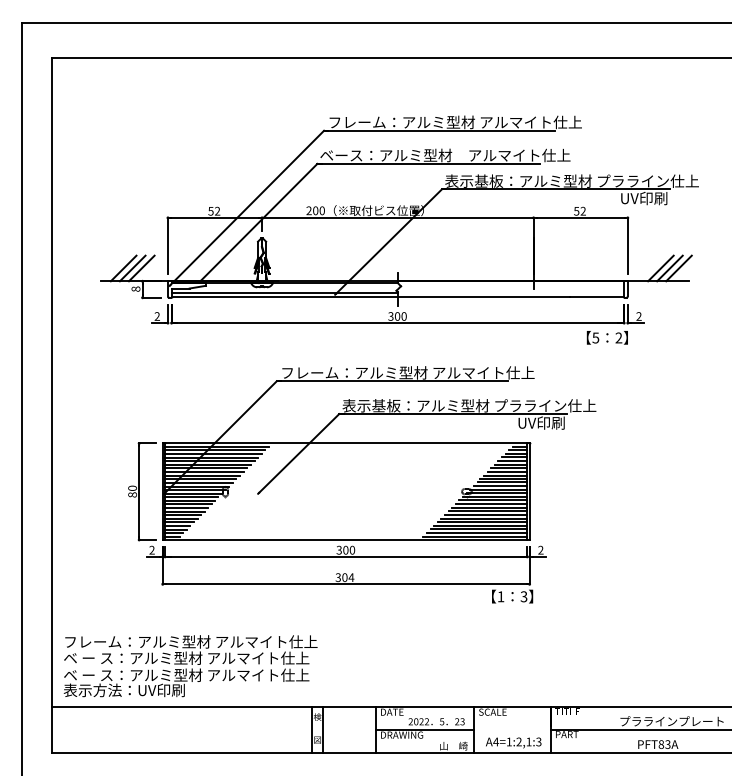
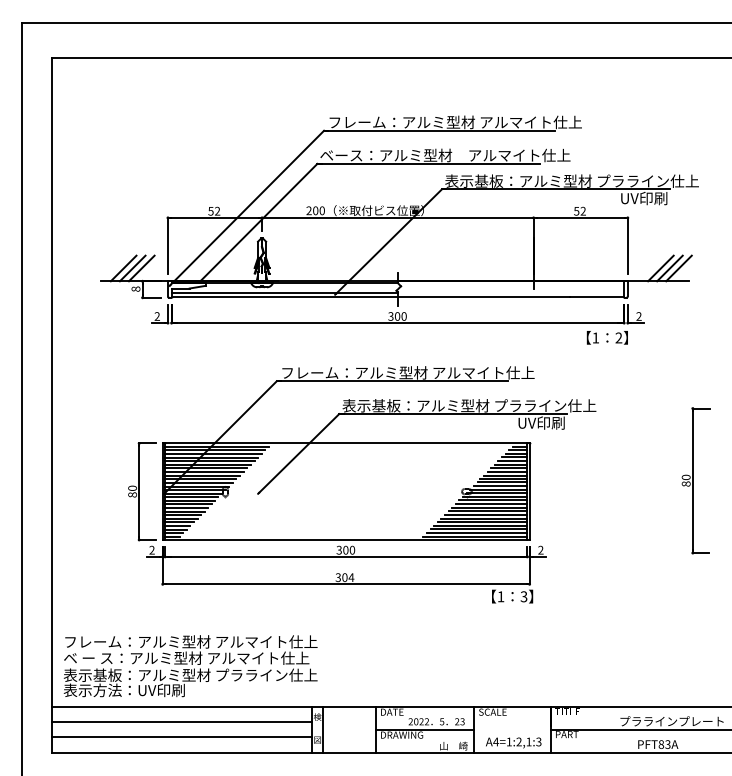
text: 5 -> 1 (595, 337)
part: none -> present (695, 480)
text: ベ ー ス：アルミ型材 アルマイト仕上 -> 表示基板：アルミ型材 プラライン仕上 (190, 674)
line: none -> present (182, 722)
line: none -> present (182, 737)
